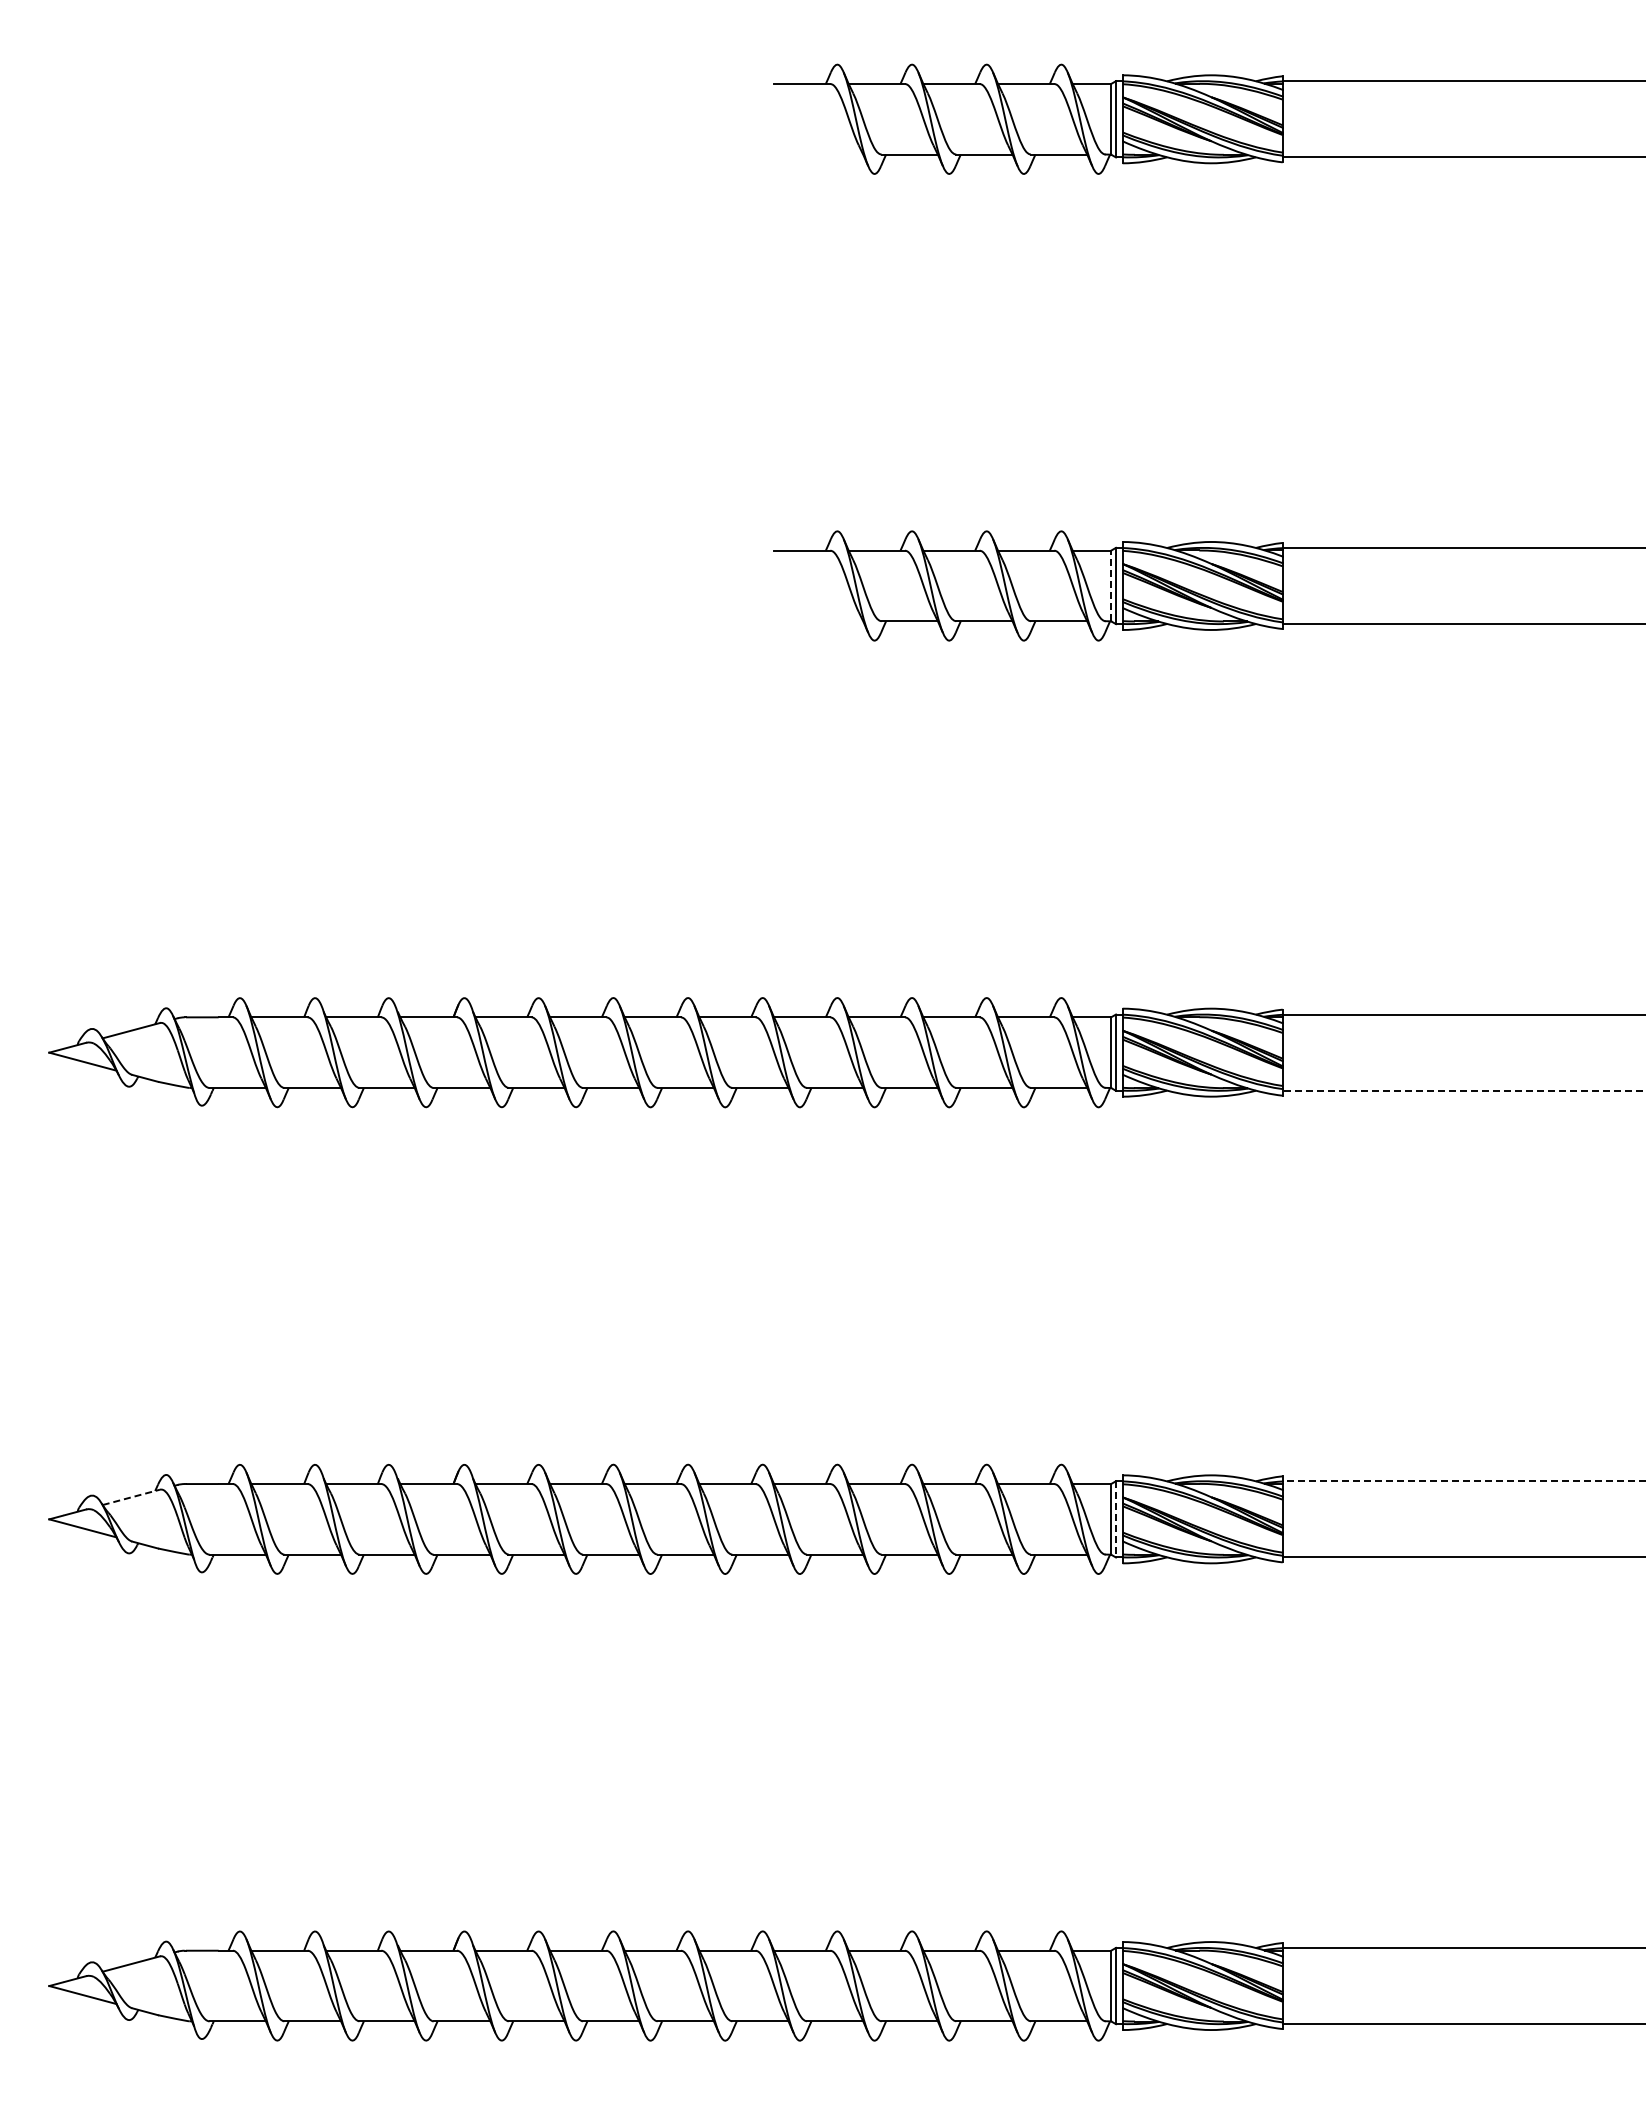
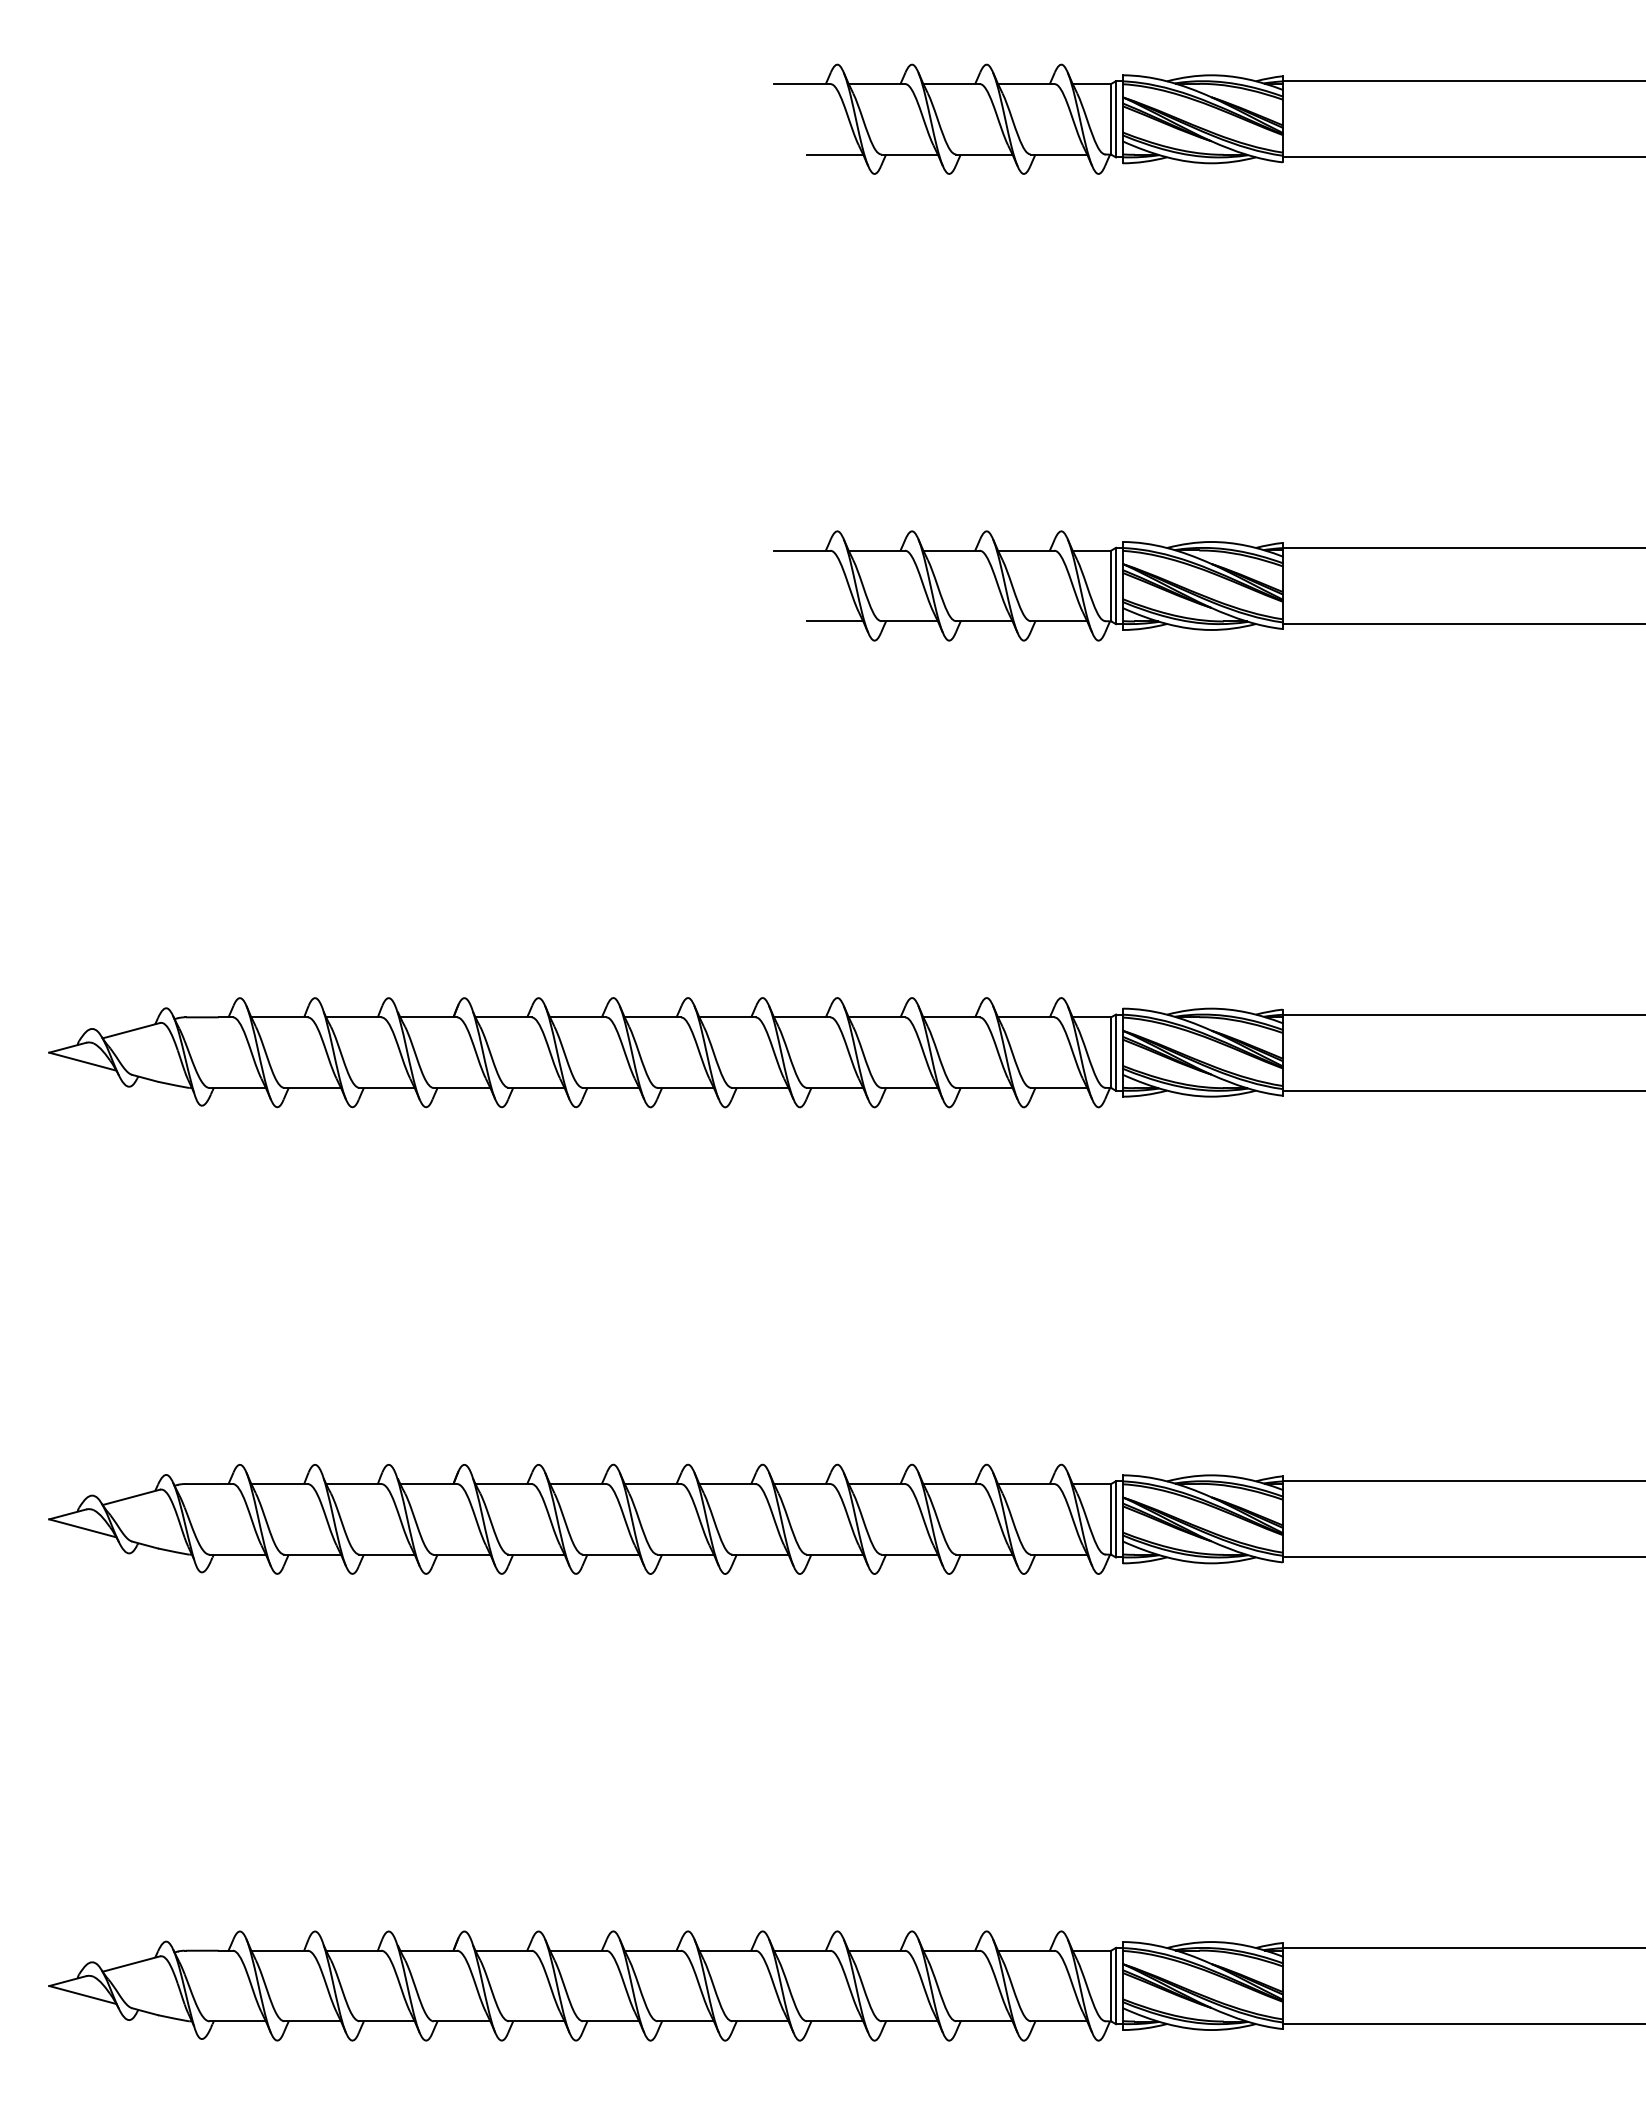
line: none -> present (835, 154)
line: dashed -> solid (1111, 585)
line: none -> present (835, 621)
line: dashed -> solid (1463, 1090)
line: dashed -> solid (1463, 1481)
line: dashed -> solid (131, 1497)
line: dashed -> solid (1115, 1519)
